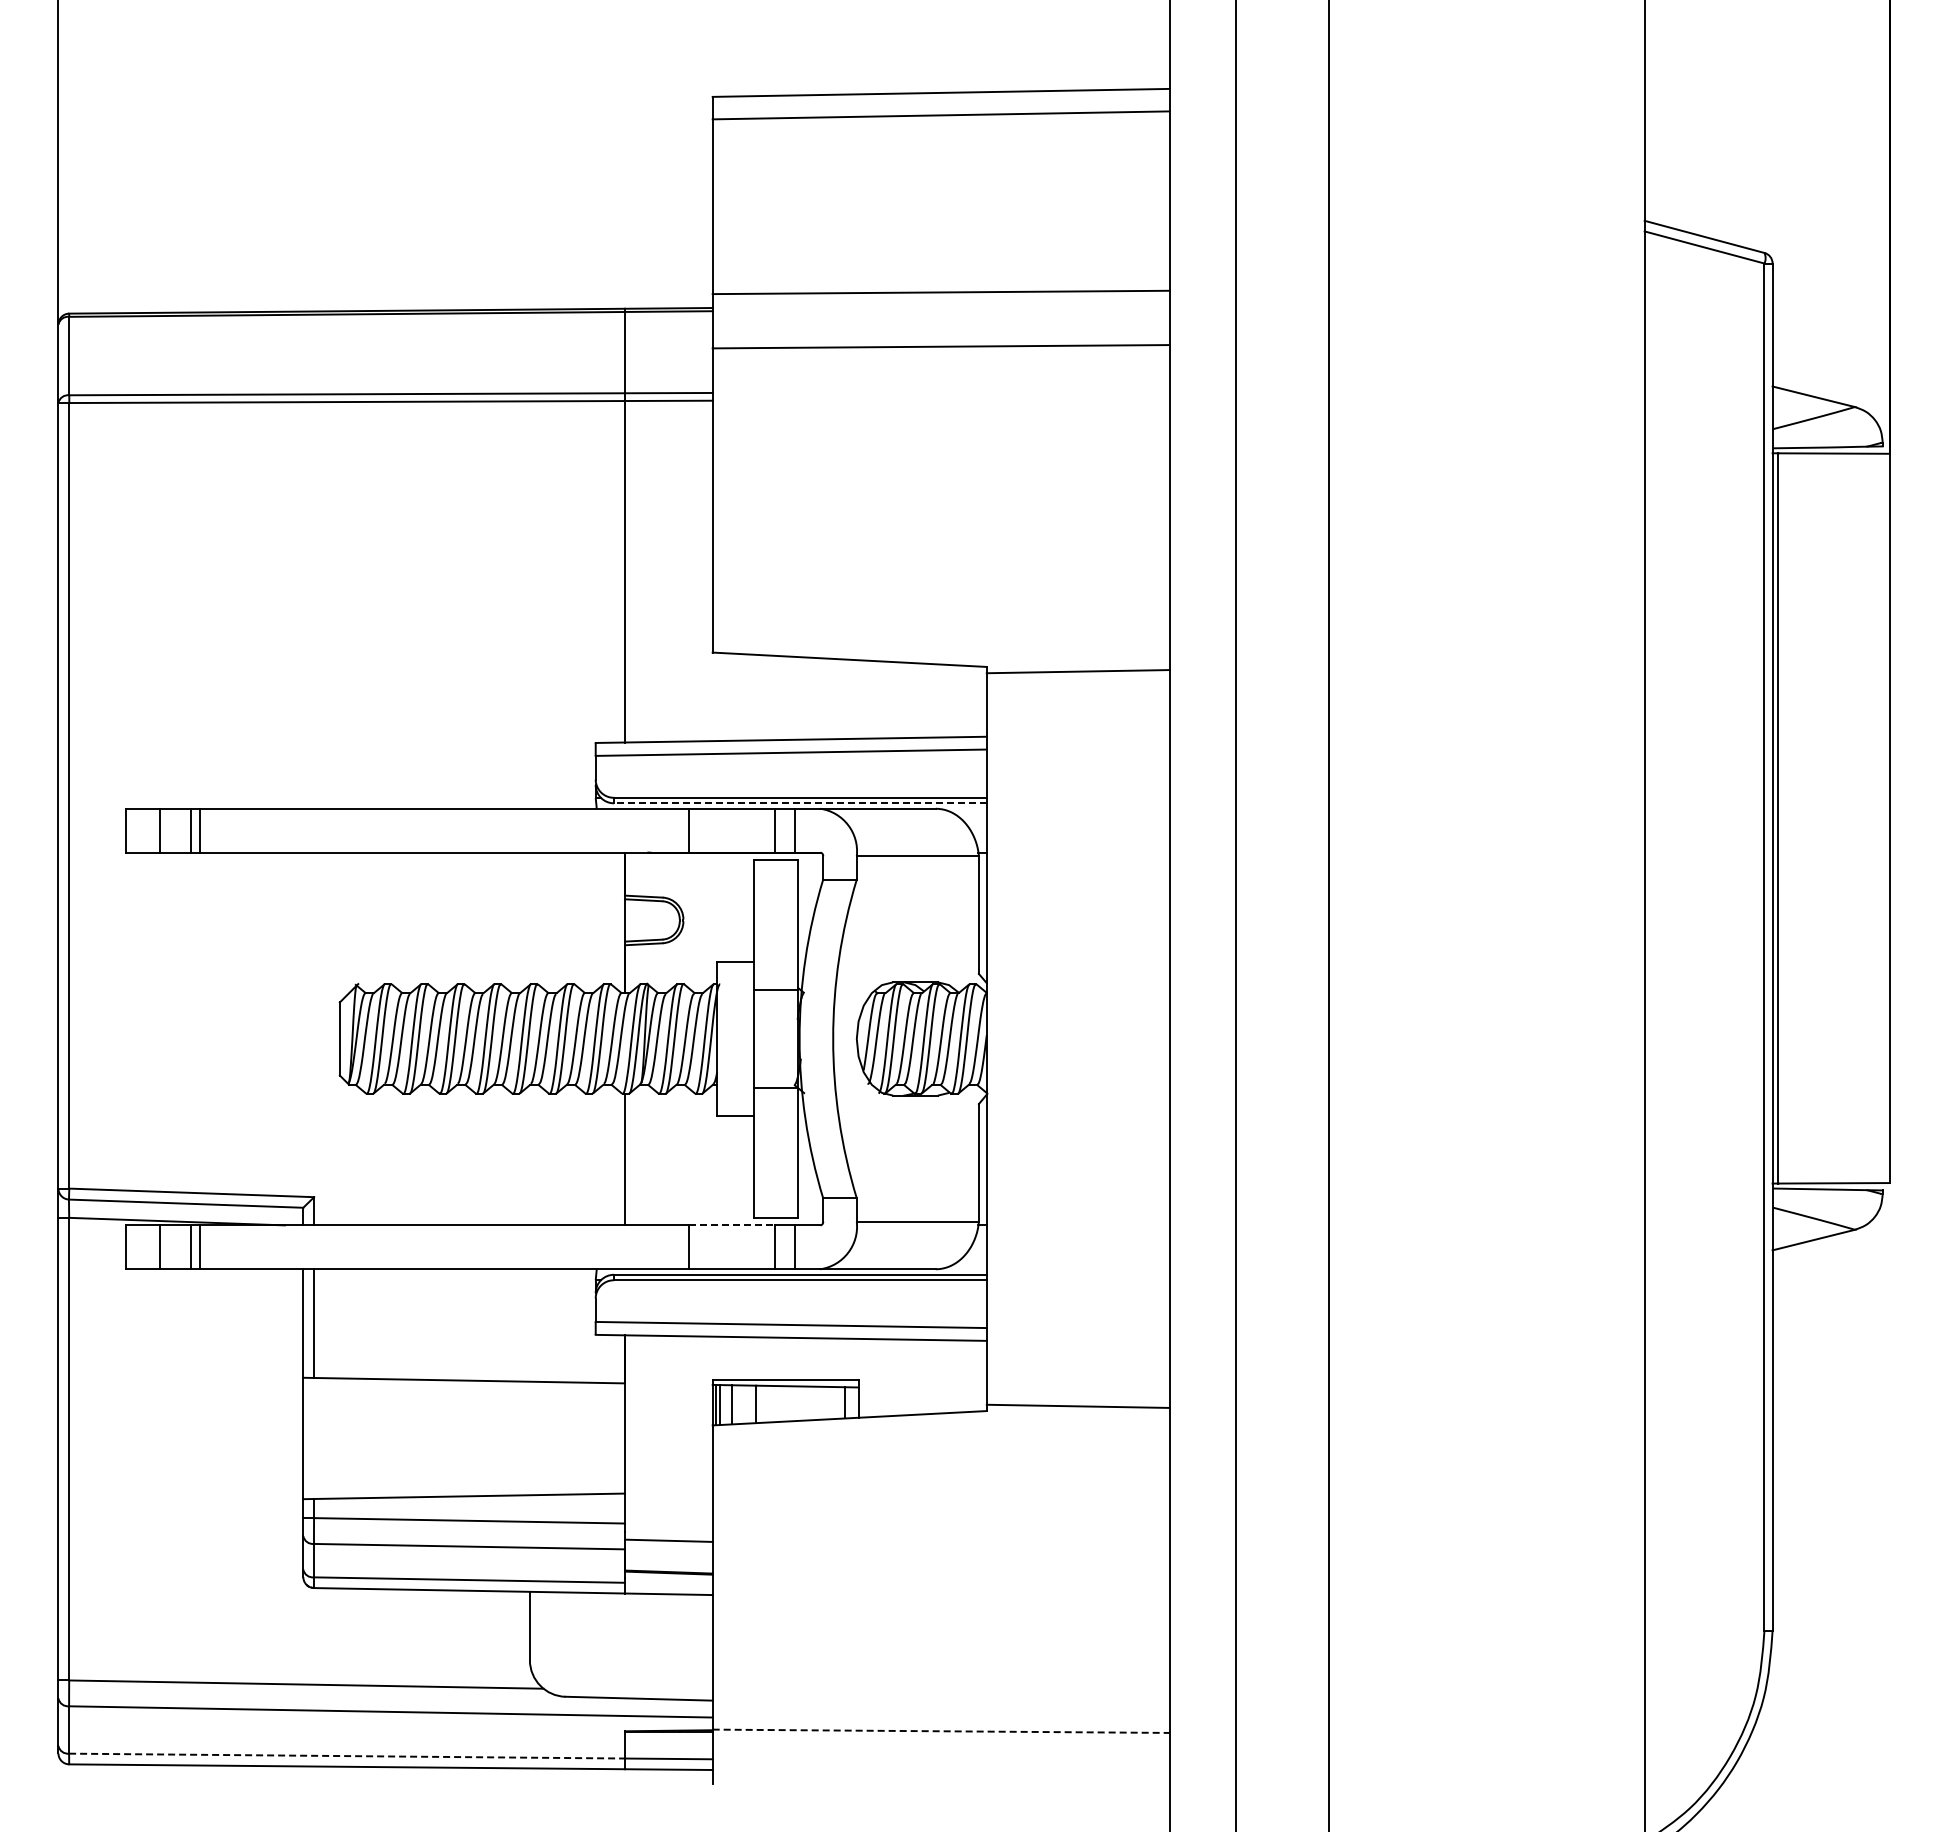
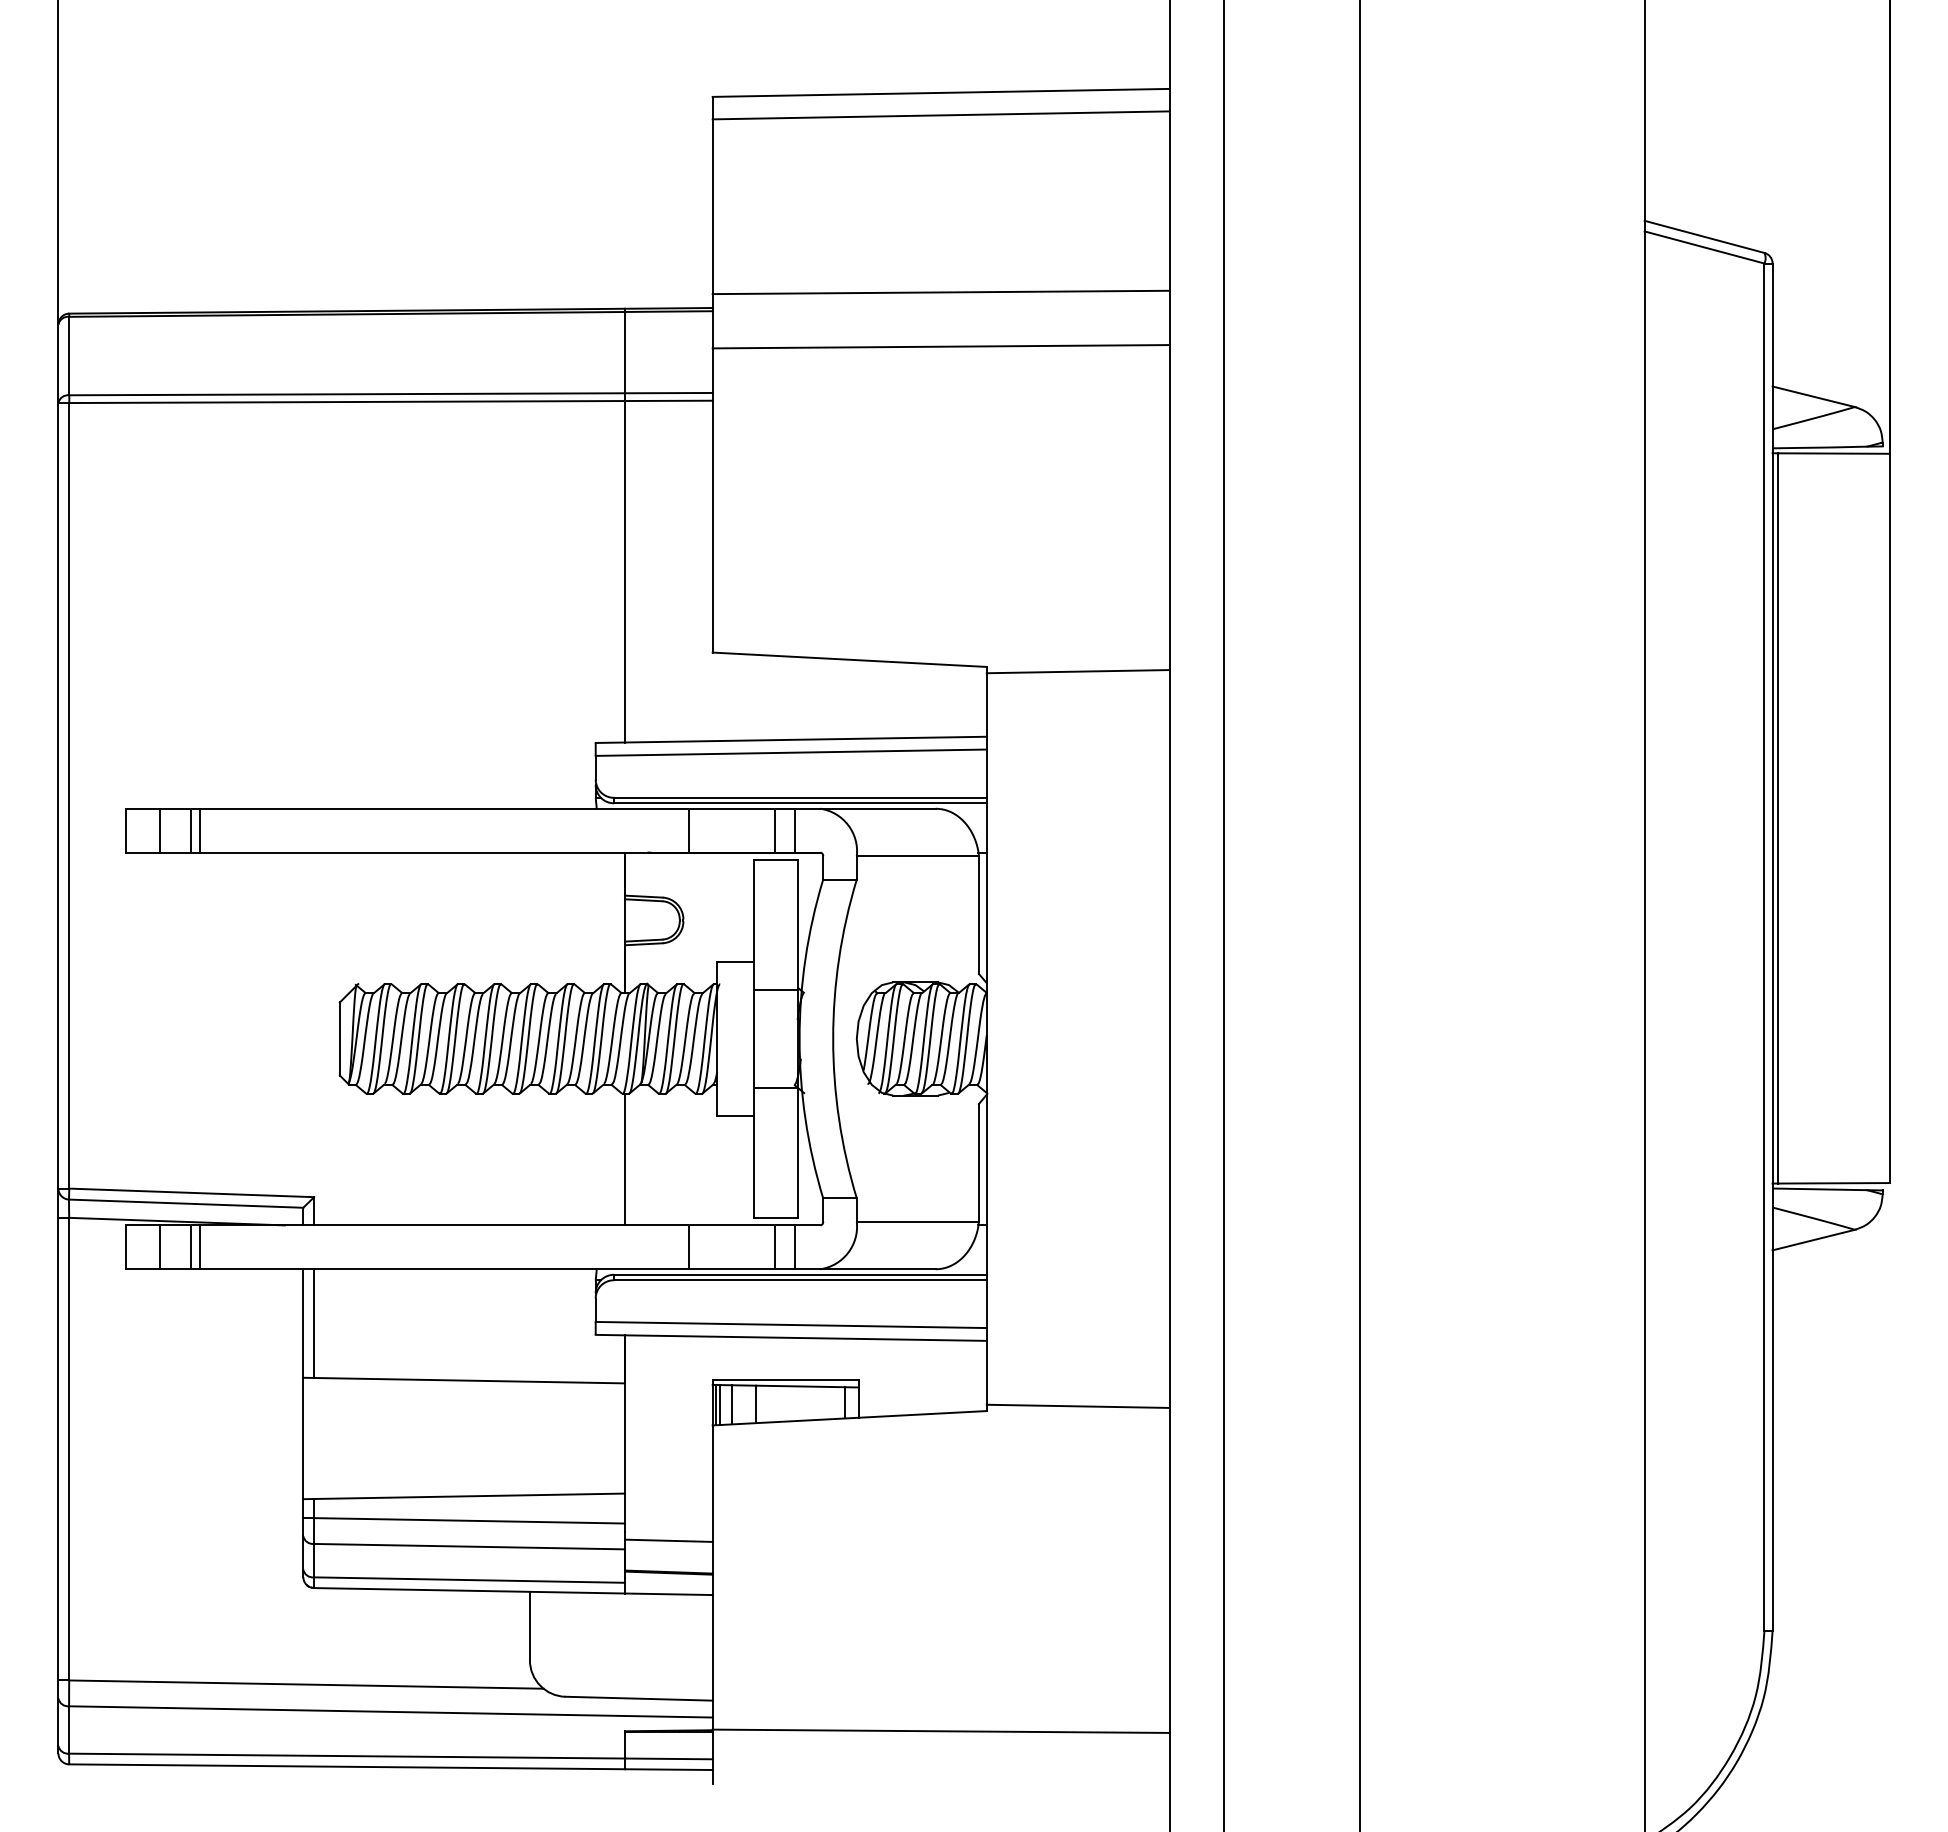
line: dashed -> solid (799, 803)
line position: (1236, 915) -> (1224, 915) (1224, 915)
line position: (1328, 915) -> (1359, 915) (1359, 915)
line: dashed -> solid (732, 1225)
line: dashed -> solid (941, 1731)
line: dashed -> solid (347, 1756)
